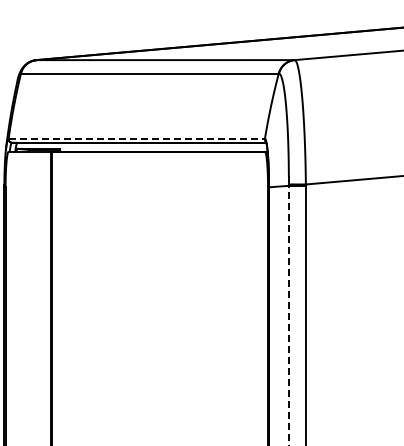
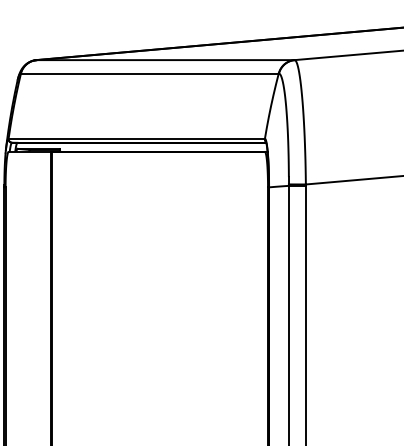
line: dashed -> solid (137, 138)
line: dashed -> solid (288, 315)
